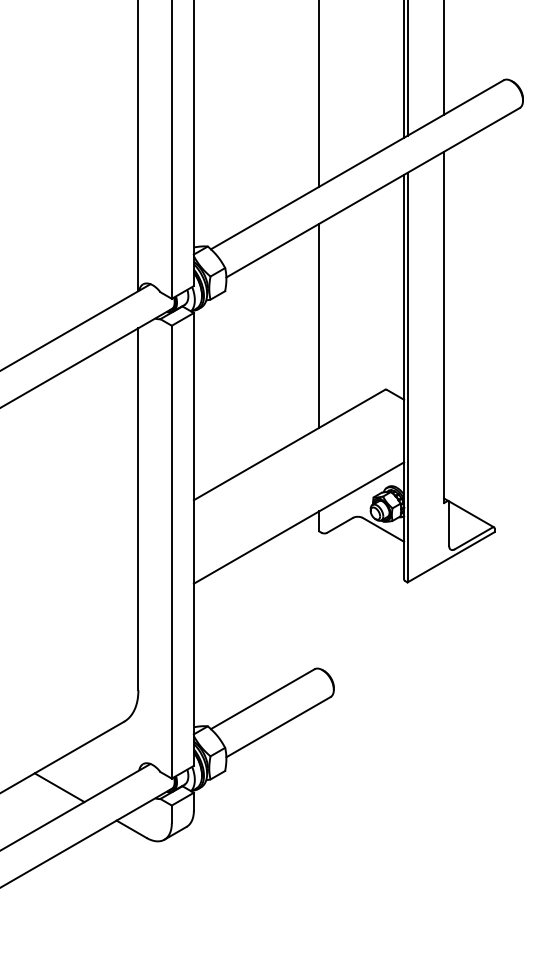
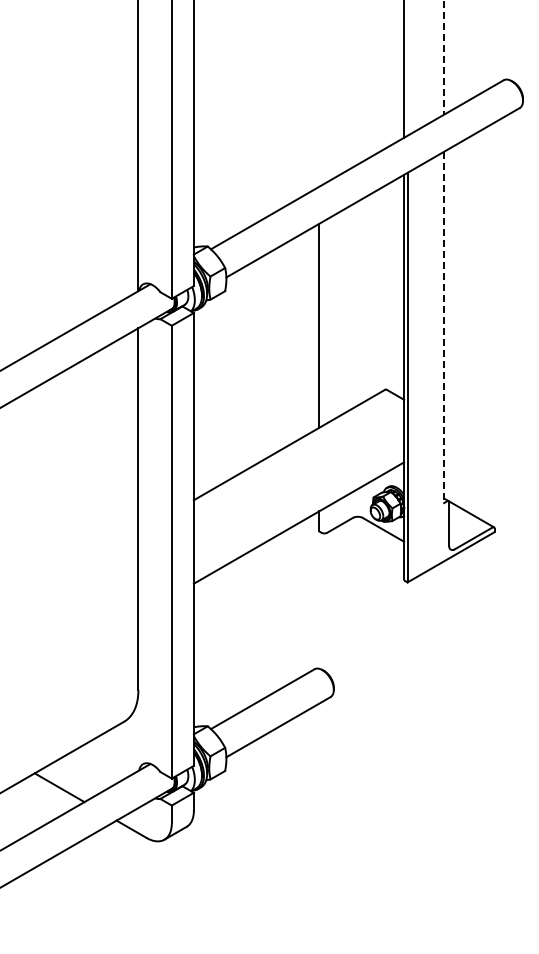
line: solid -> dashed (444, 57)
line: present -> none (407, 68)
line: present -> none (319, 94)
line: solid -> dashed (444, 327)
